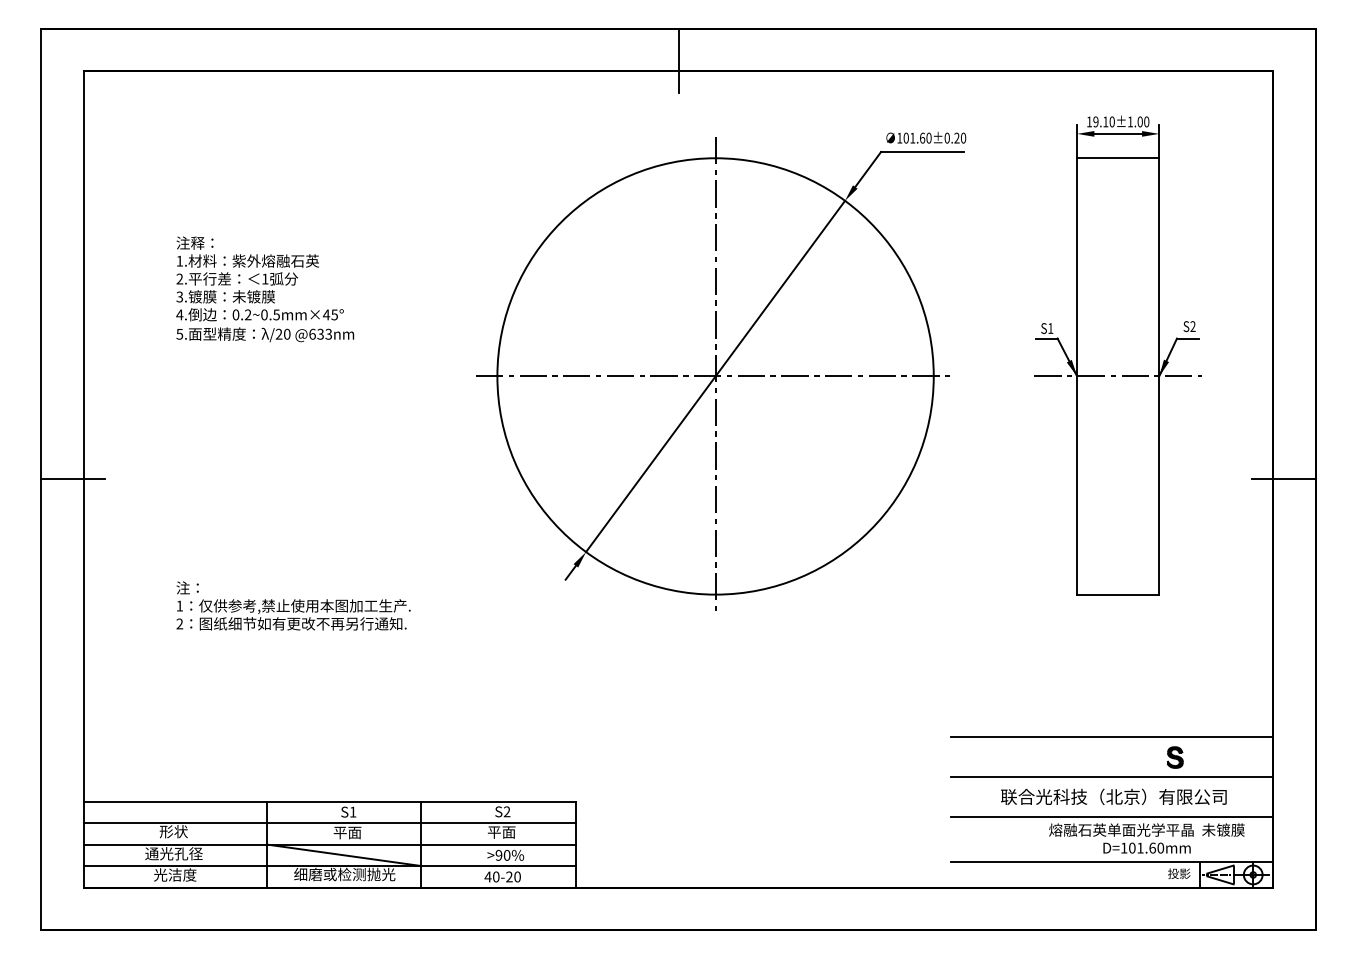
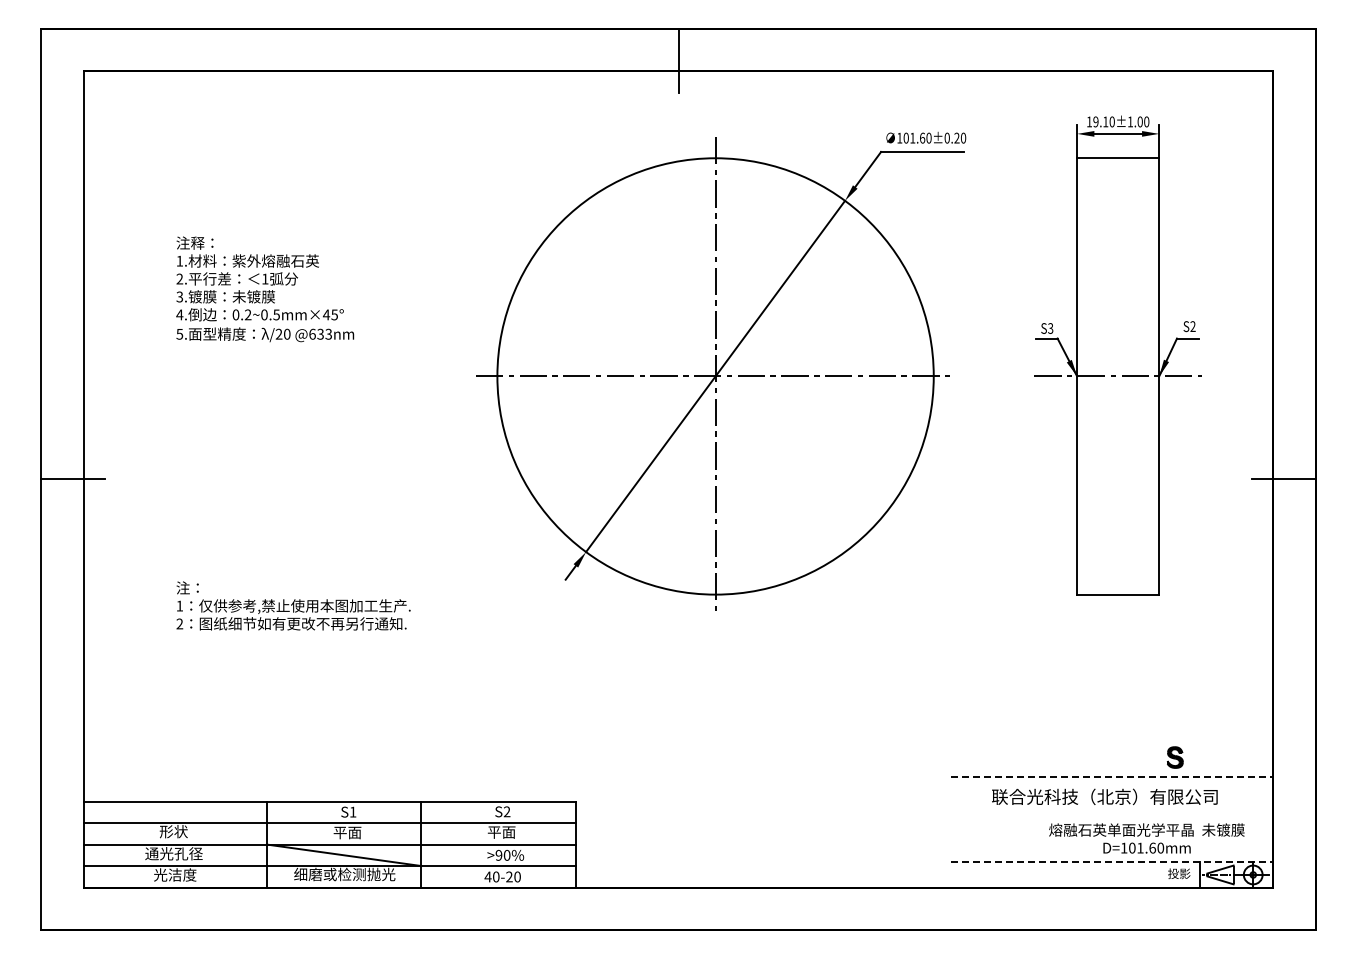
text: S1 -> S3 (1050, 328)
line: present -> none (1112, 737)
line: solid -> dashed (1112, 777)
text position: (1113, 796) -> (1104, 796) (1104, 796)
line: present -> none (1112, 817)
line: solid -> dashed (1112, 862)
